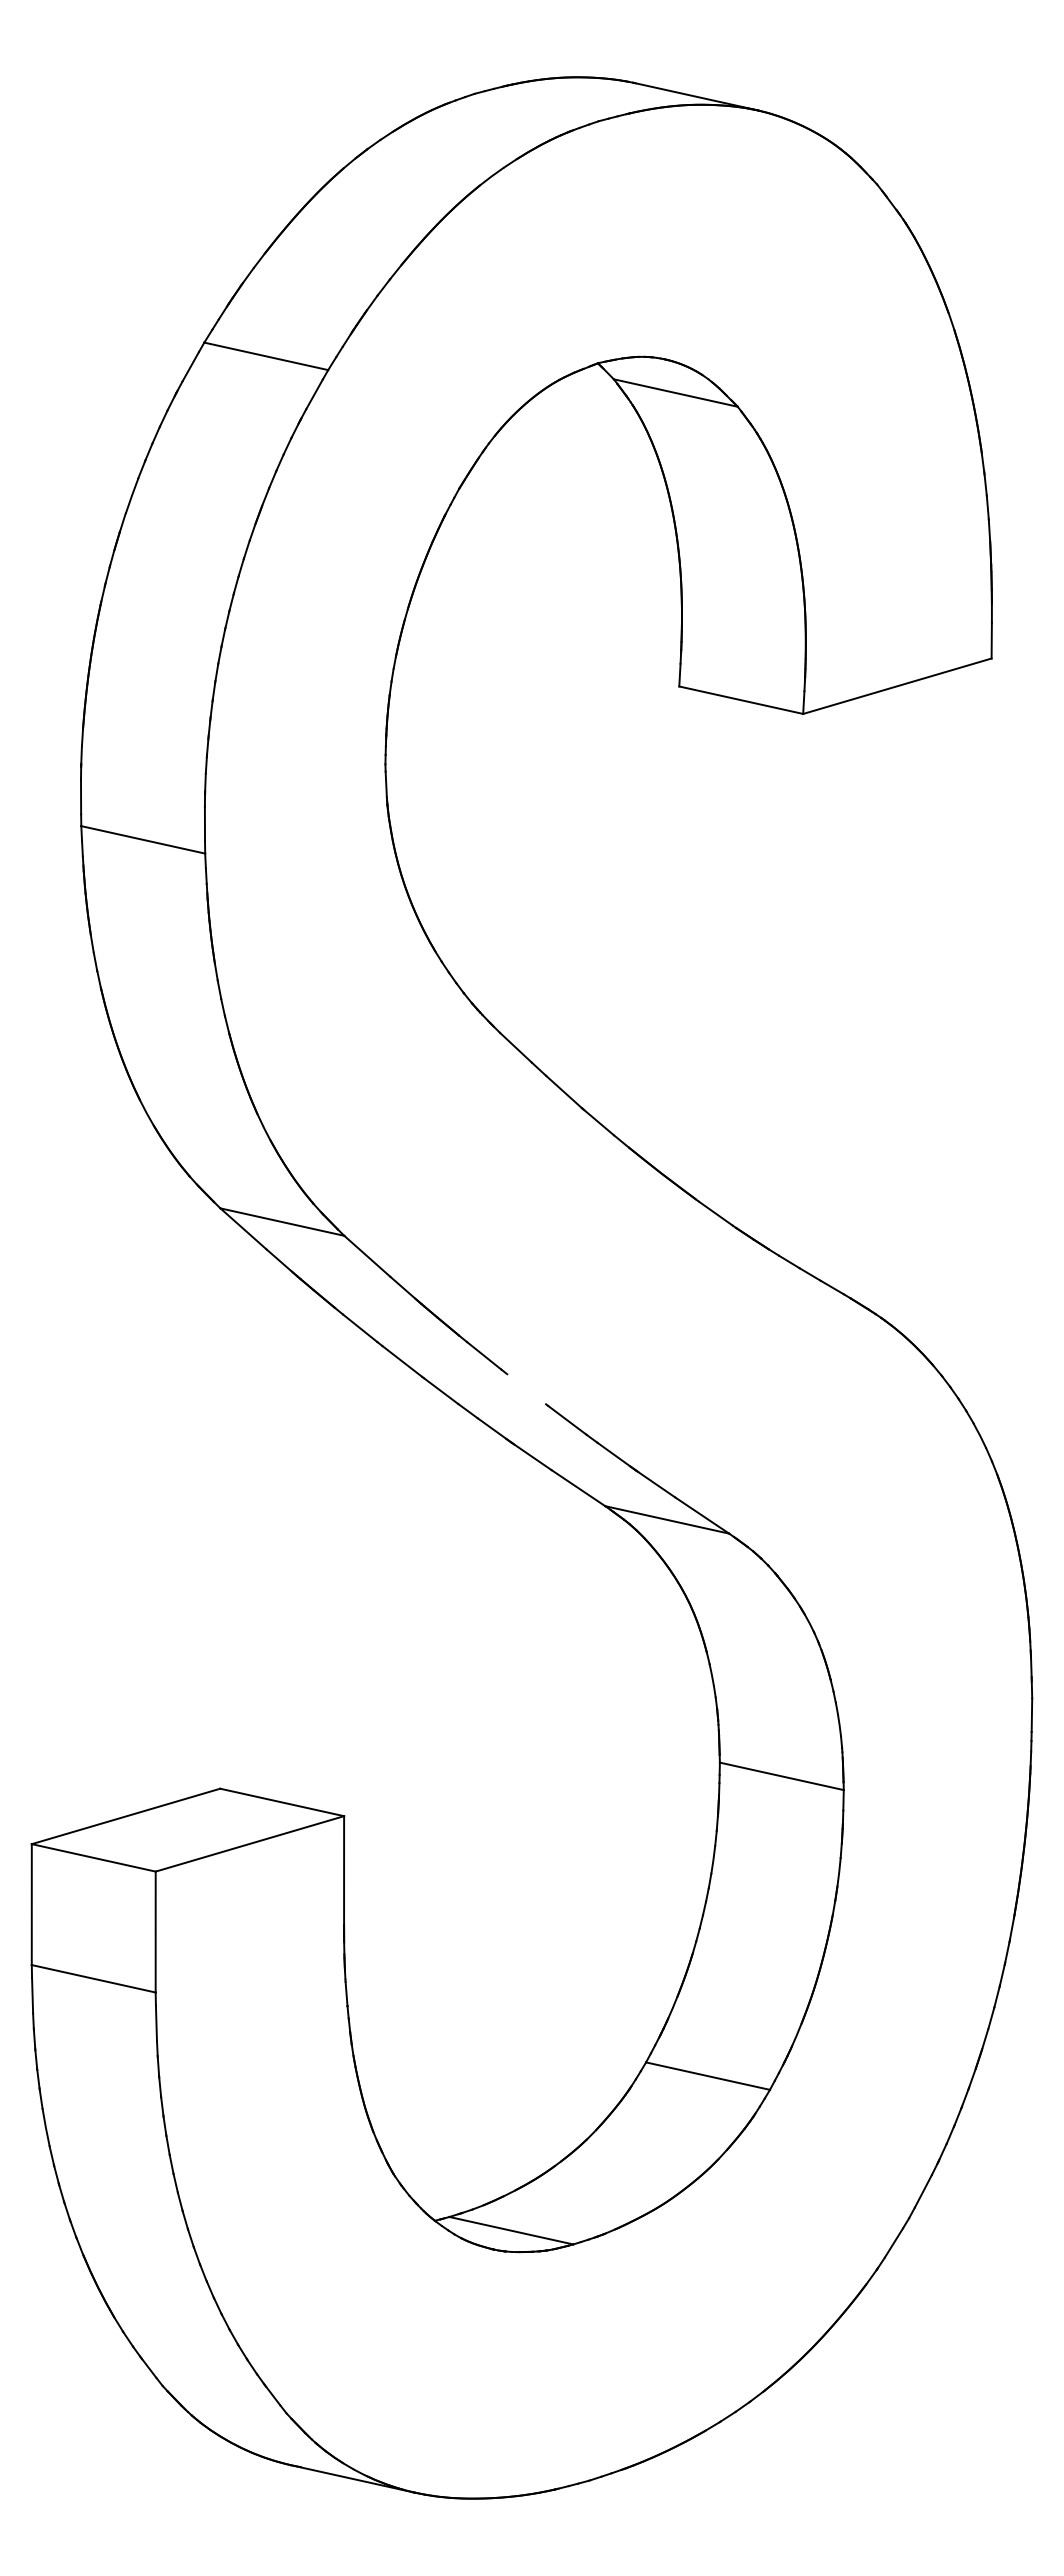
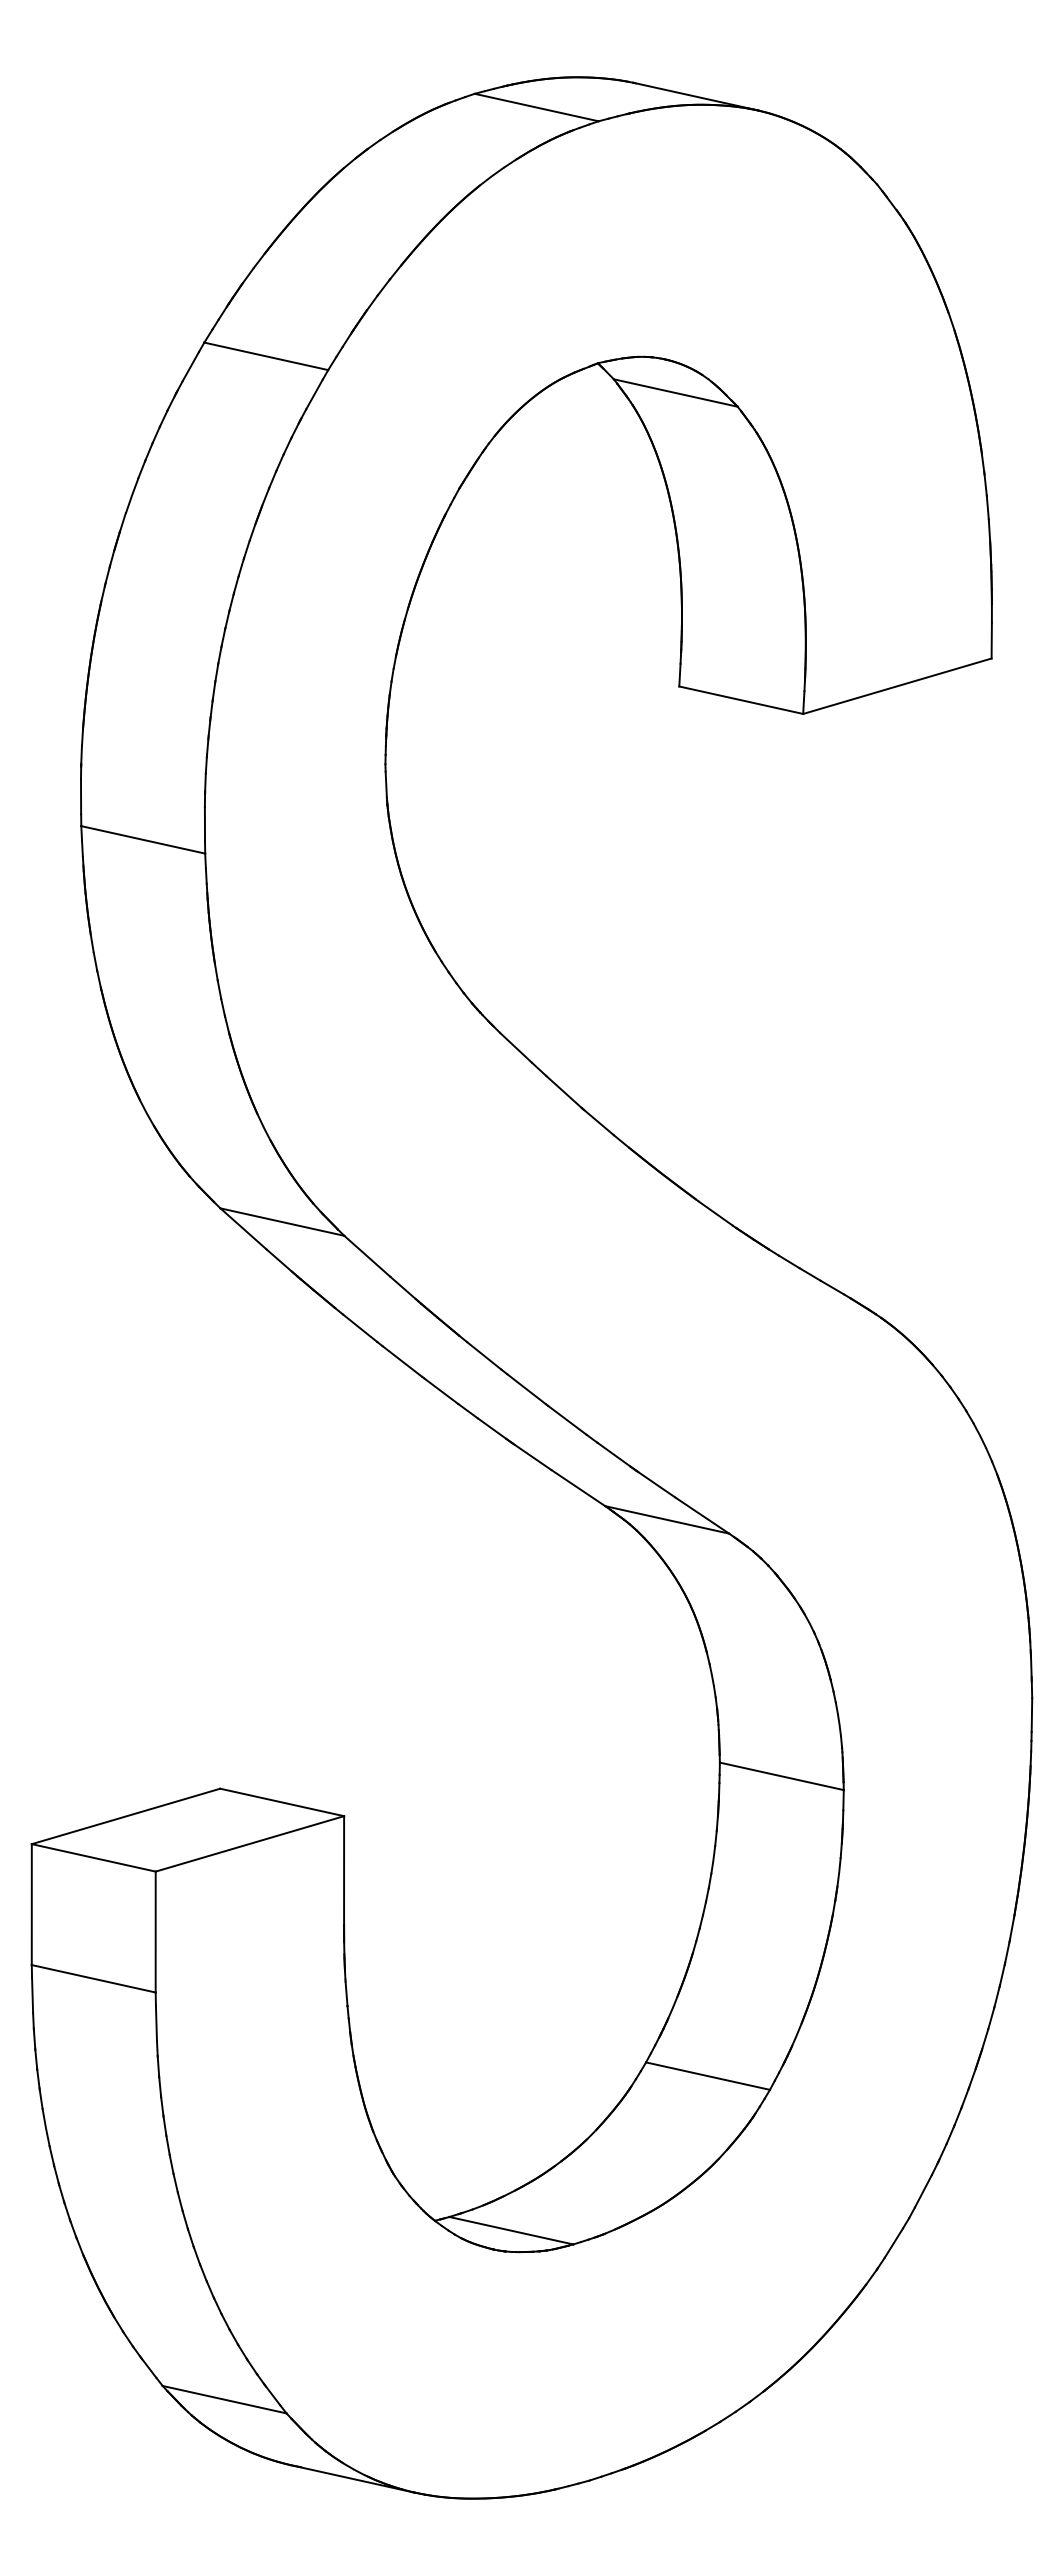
line: none -> present (536, 107)
line: none -> present (526, 1389)
line: none -> present (224, 2399)
